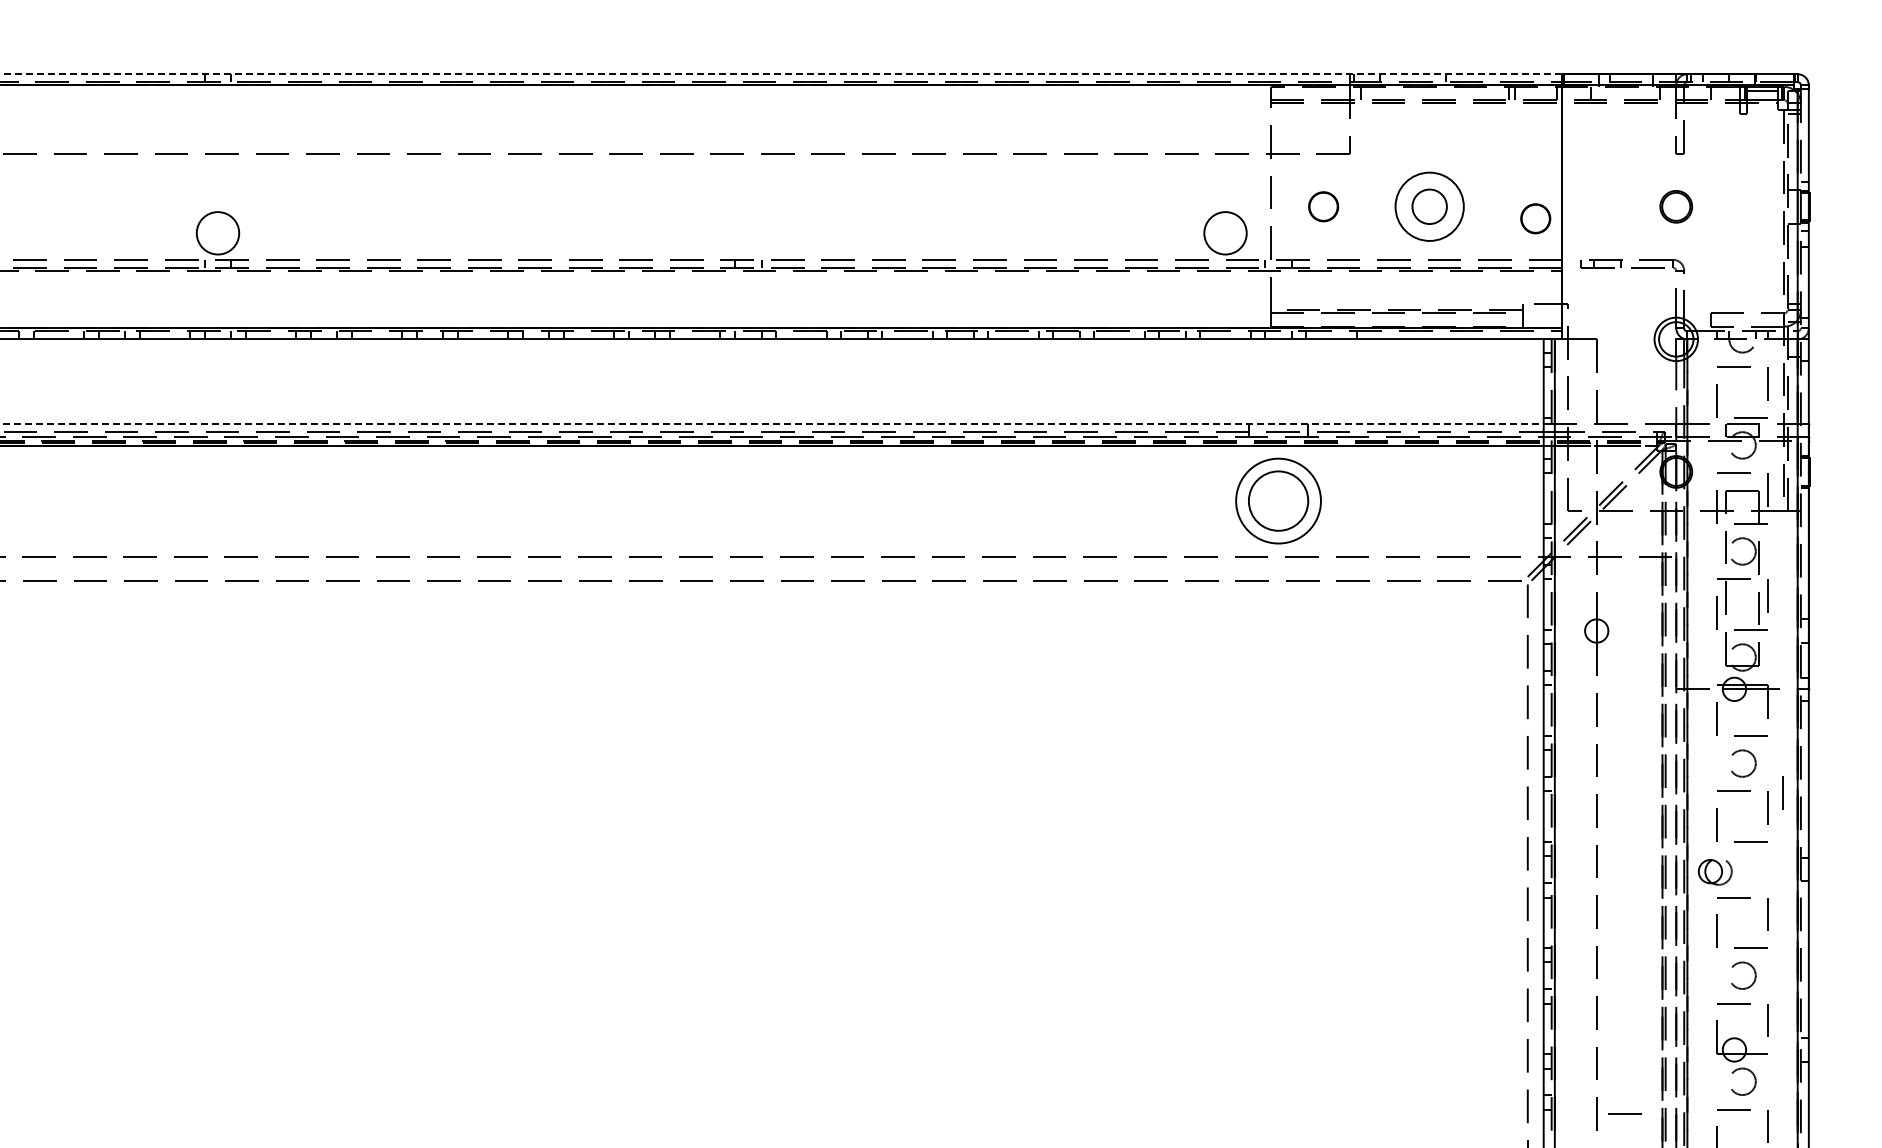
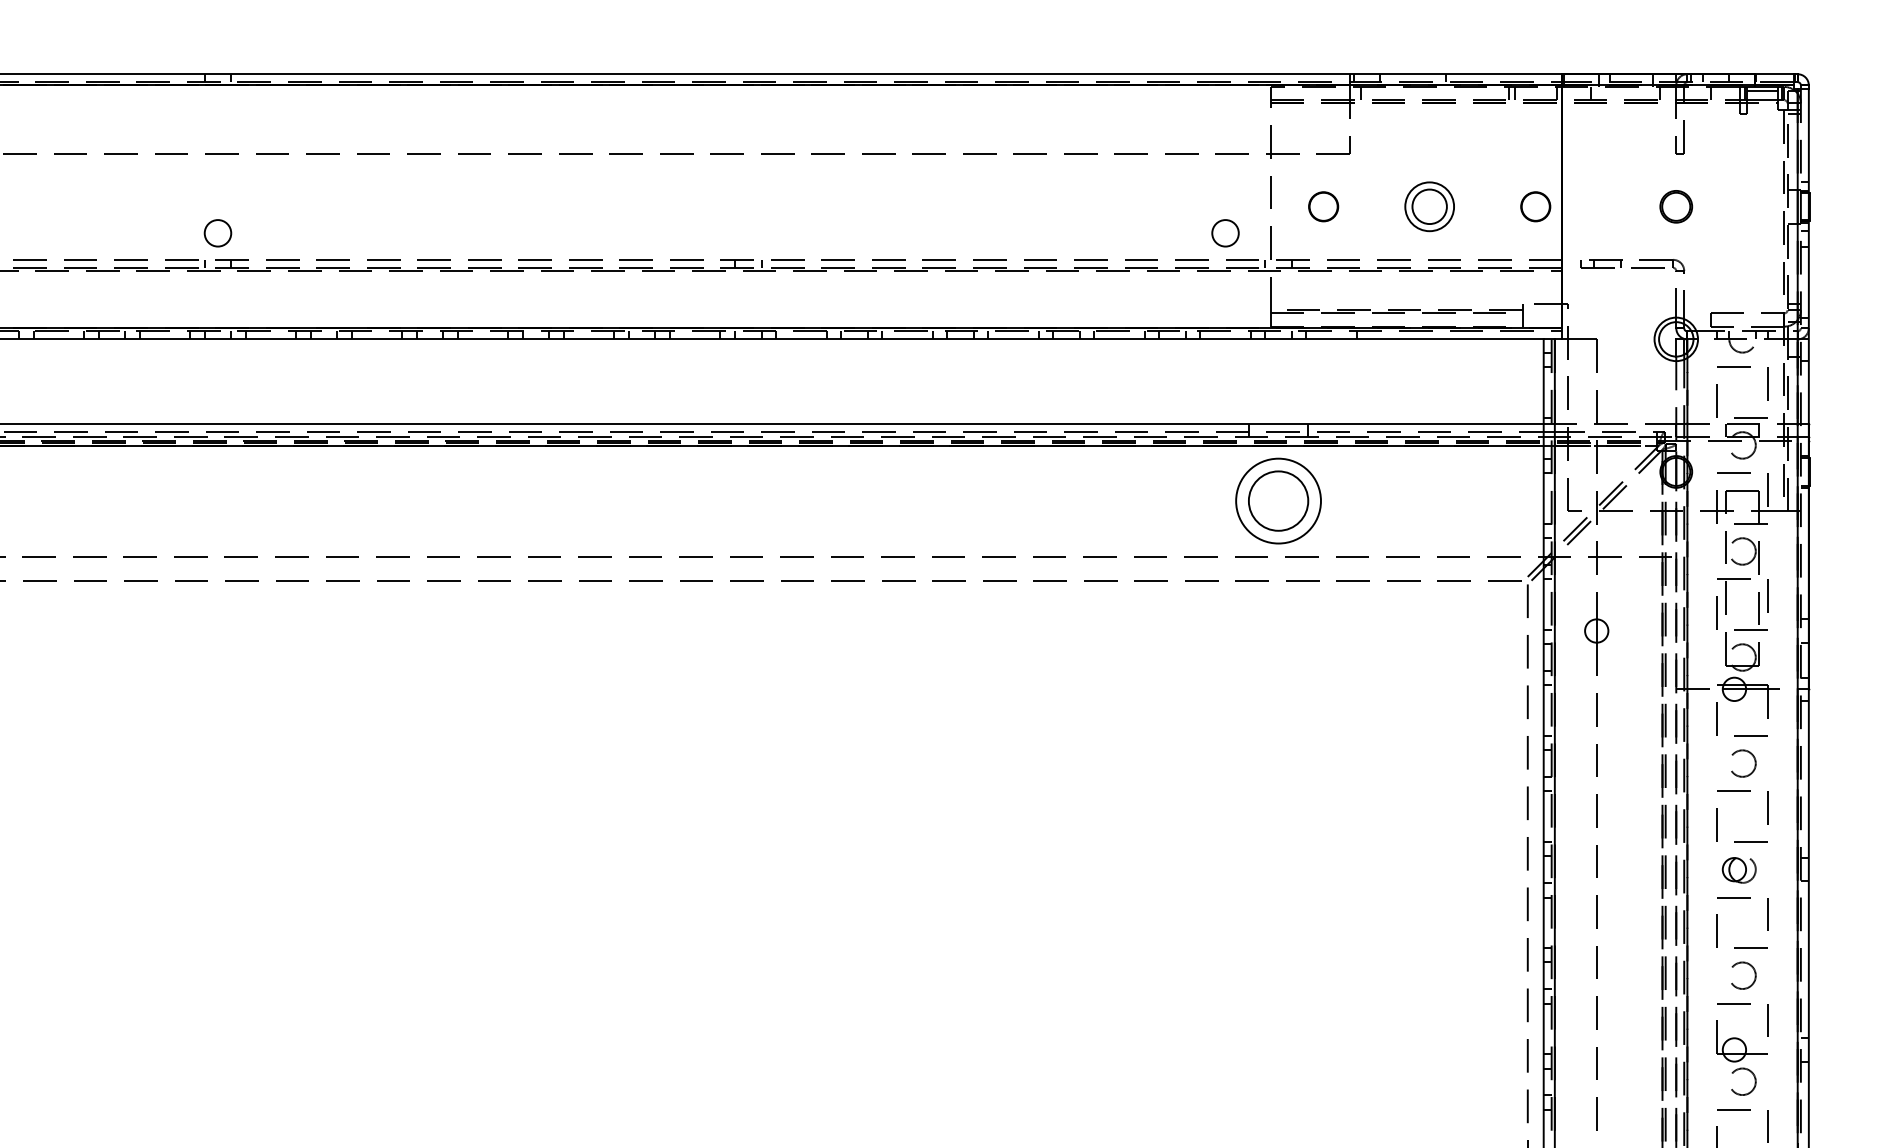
line: dashed -> solid (781, 74)
circle diameter: 68 px -> 49 px (1429, 206)
circle position: (1535, 218) -> (1535, 206) (1535, 206)
circle diameter: 42 px -> 27 px (217, 233)
circle diameter: 42 px -> 27 px (1225, 233)
line: dashed -> solid (771, 424)
line: present -> none (1782, 792)
part position: (1714, 872) -> (1738, 870) (1738, 870)
line: present -> none (1624, 1113)
